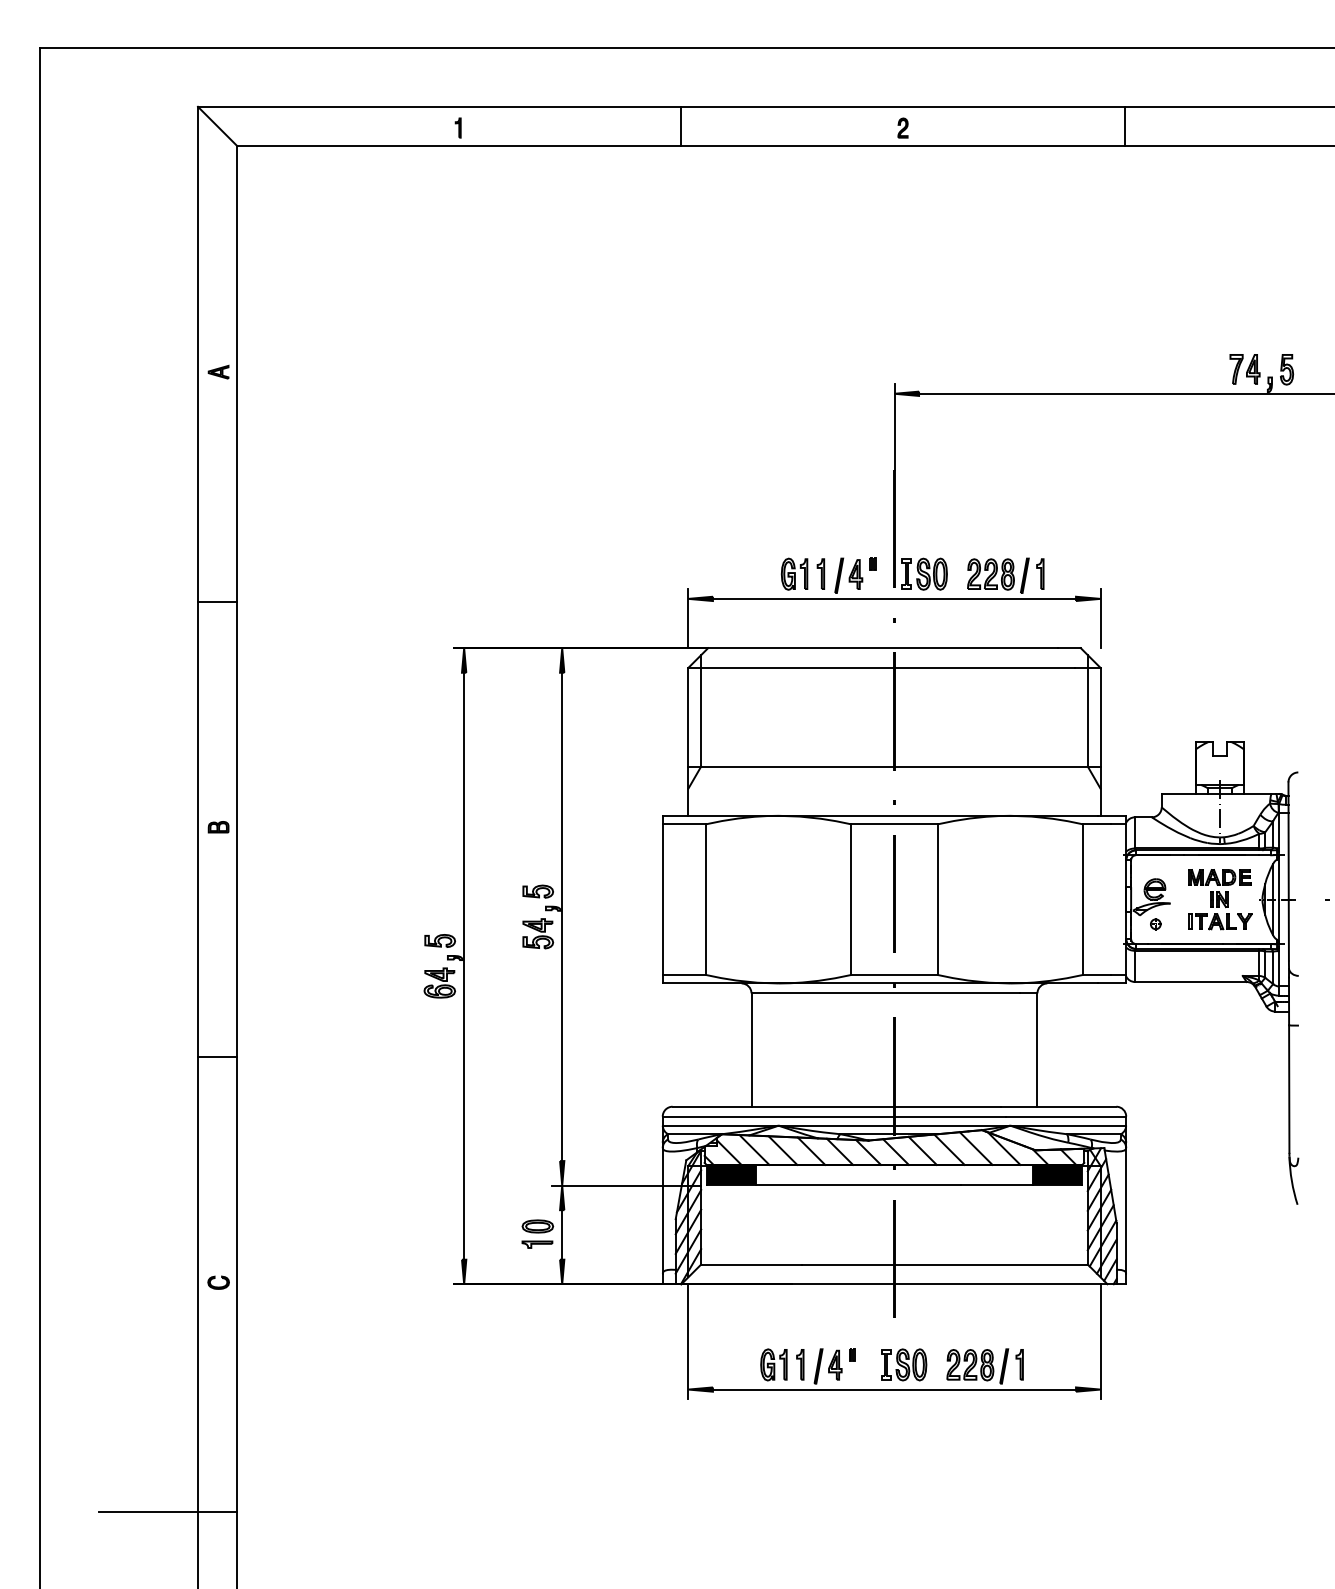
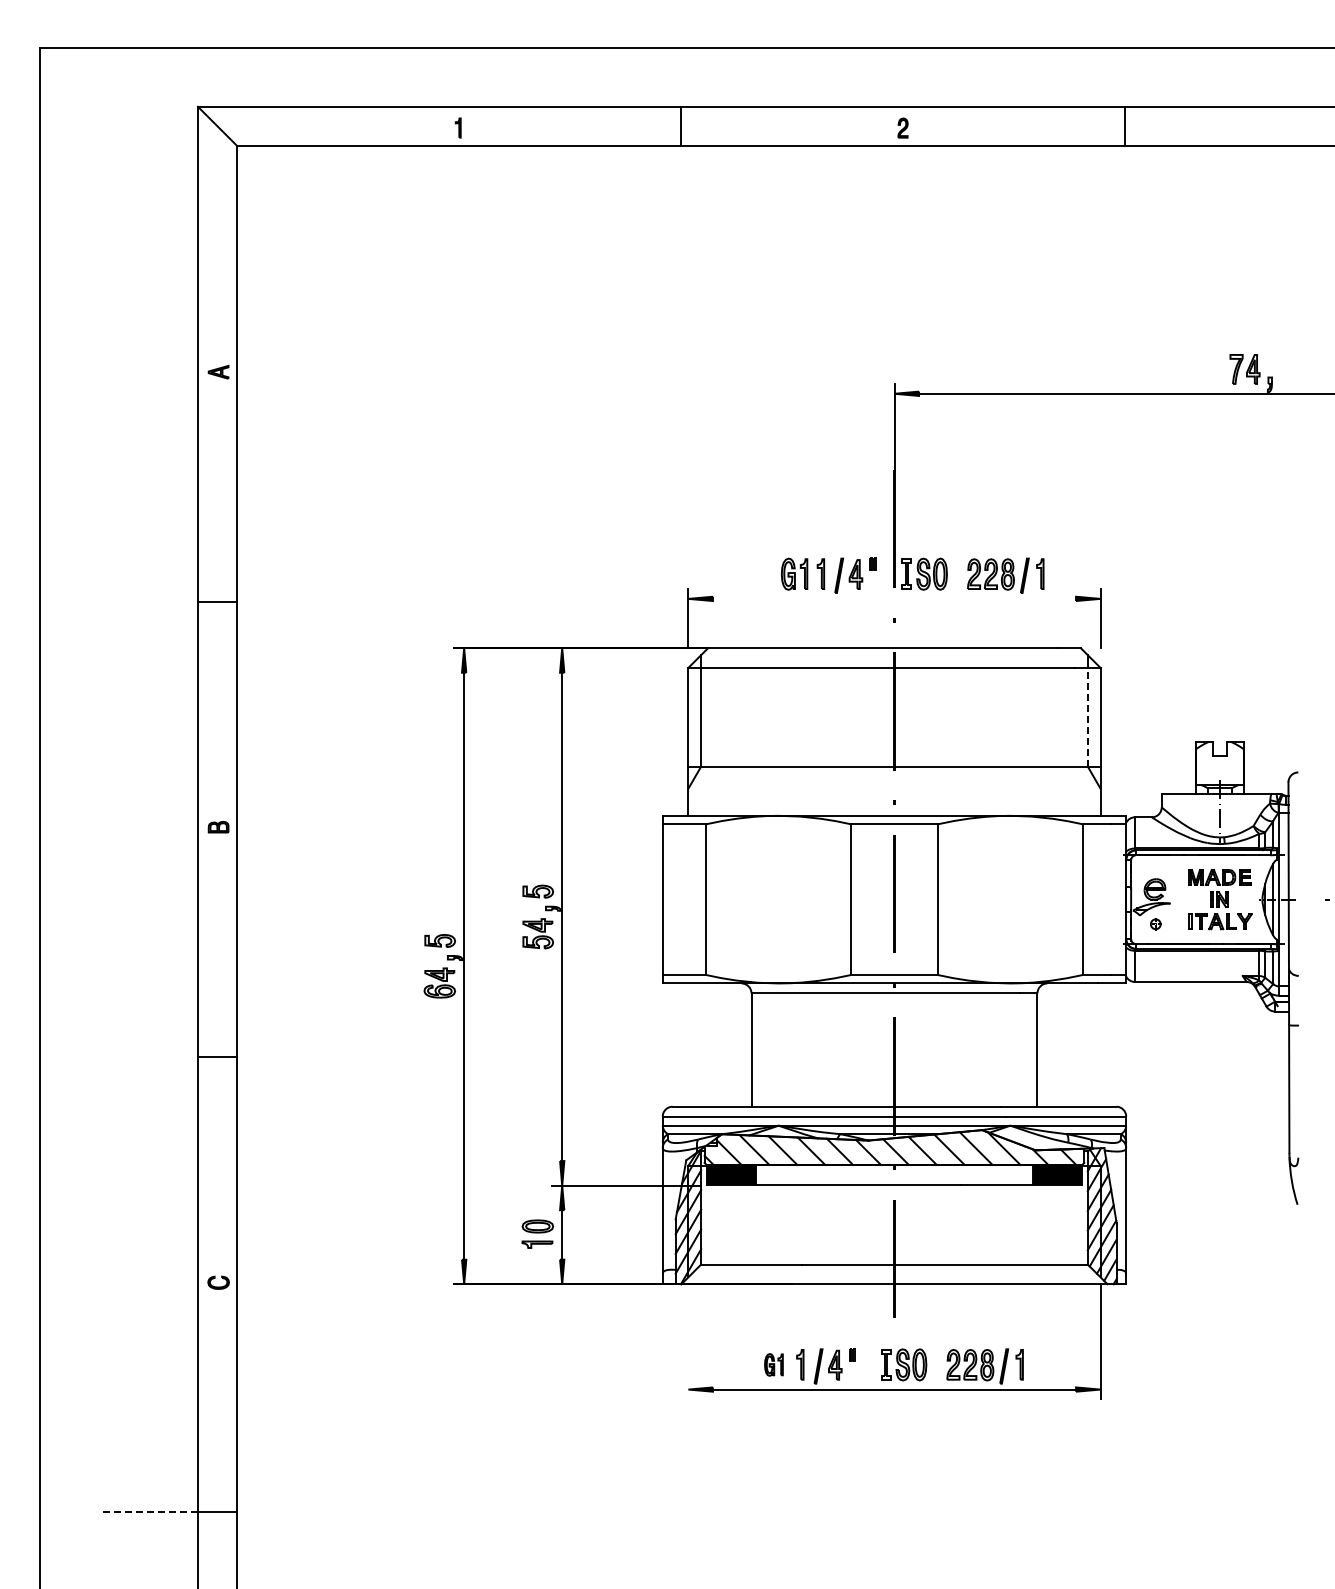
part: present -> none (1287, 369)
line: present -> none (894, 598)
line: solid -> dashed (1087, 716)
line: present -> none (688, 1341)
part size: 28x34 px -> 20x24 px (773, 1364)
line: solid -> dashed (148, 1512)
